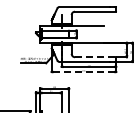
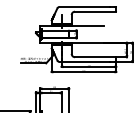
line: dashed -> solid (95, 57)
line: dashed -> solid (84, 72)
